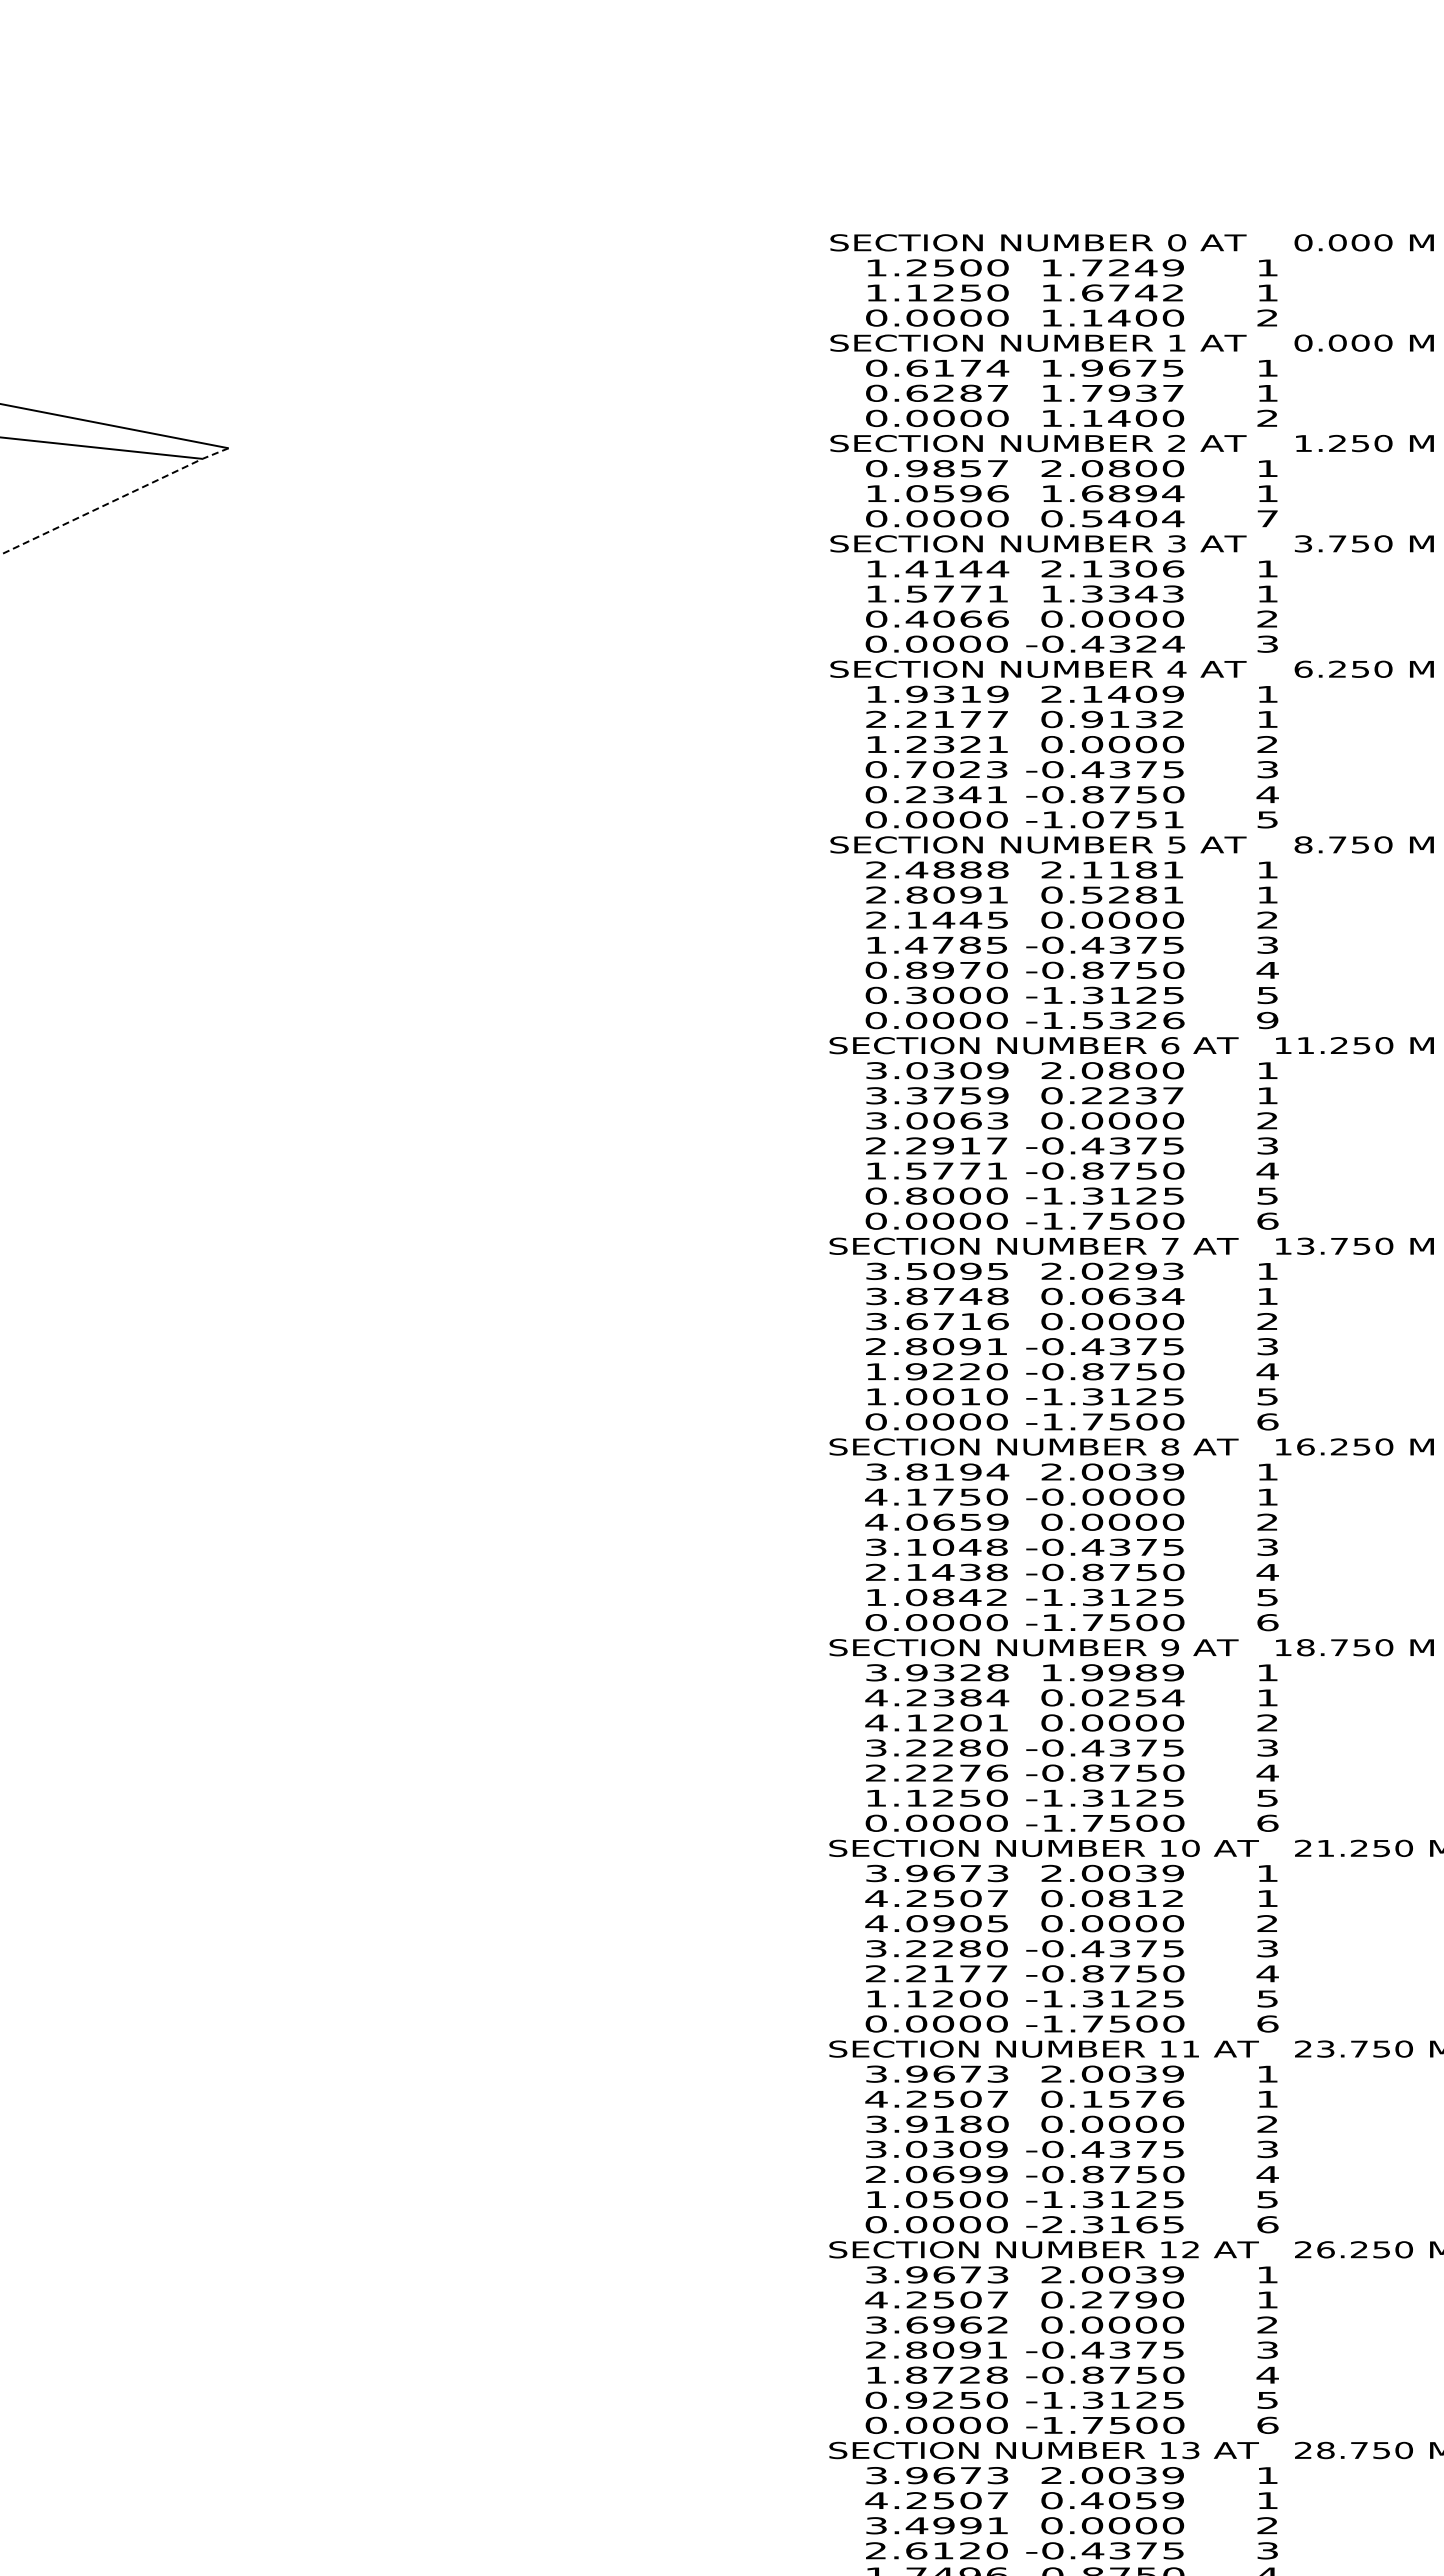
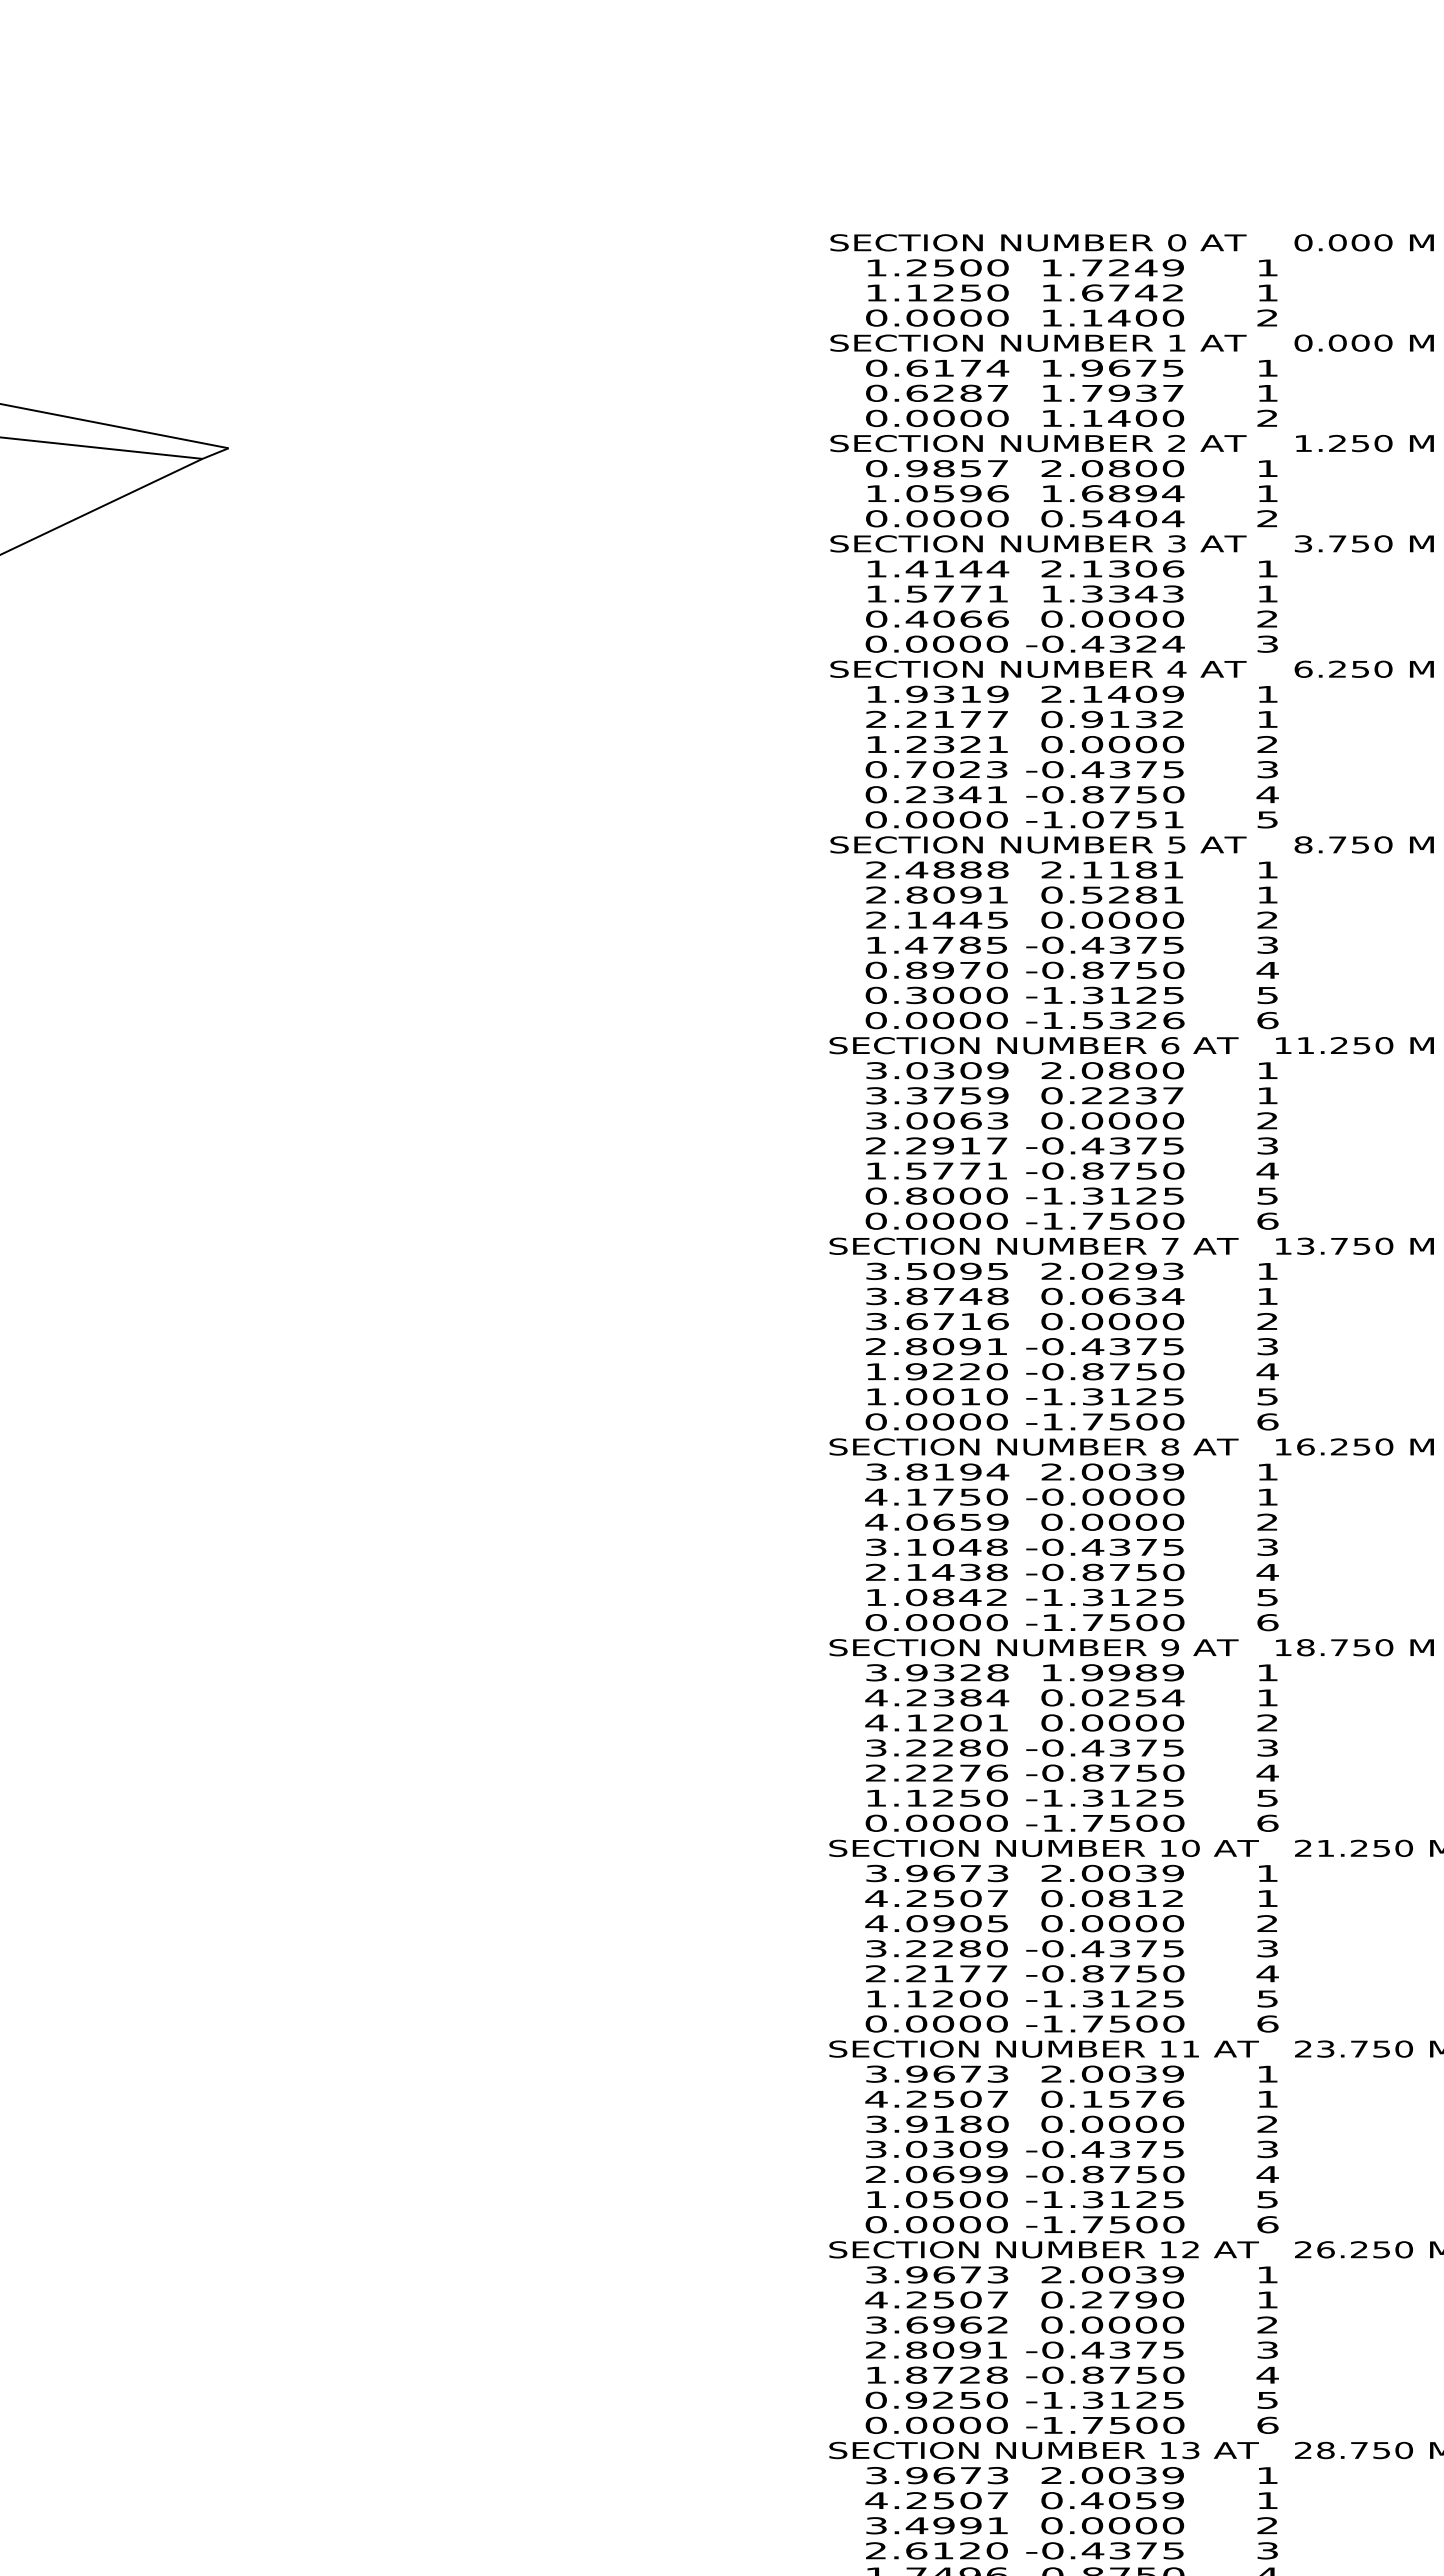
line: dashed -> solid (115, 500)
text: 7 -> 2 (1267, 518)
text: 9 -> 6 (1267, 1020)
text: -2.3165 -> -1.7500 (1113, 2224)
